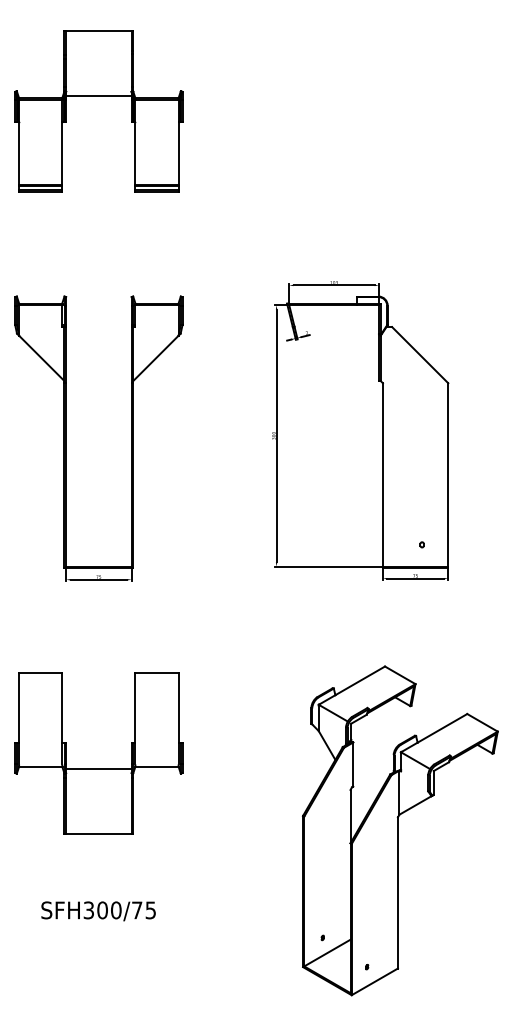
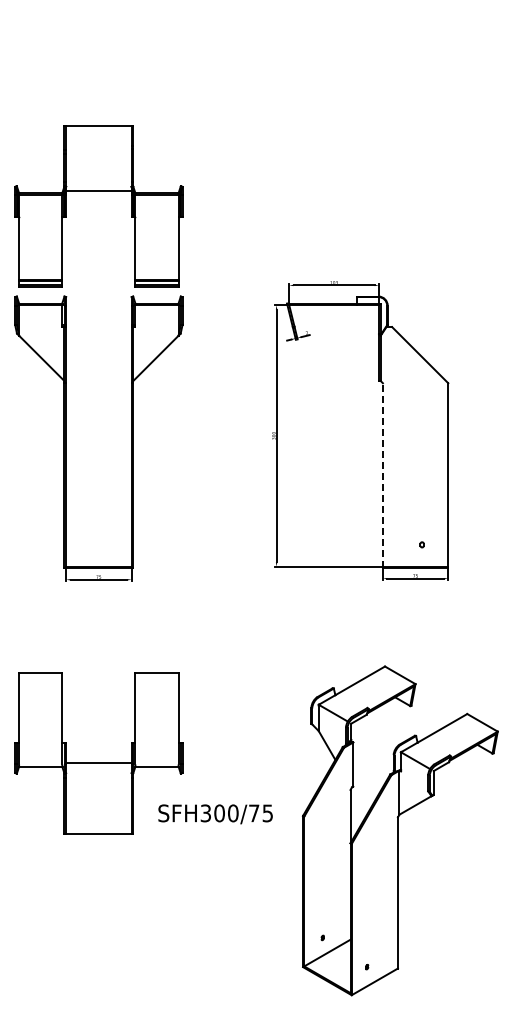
part position: (98, 96) -> (98, 191) (98, 191)
line: solid -> dashed (382, 475)
line position: (98, 768) -> (98, 762) (98, 762)
text position: (98, 911) -> (215, 814) (215, 814)
